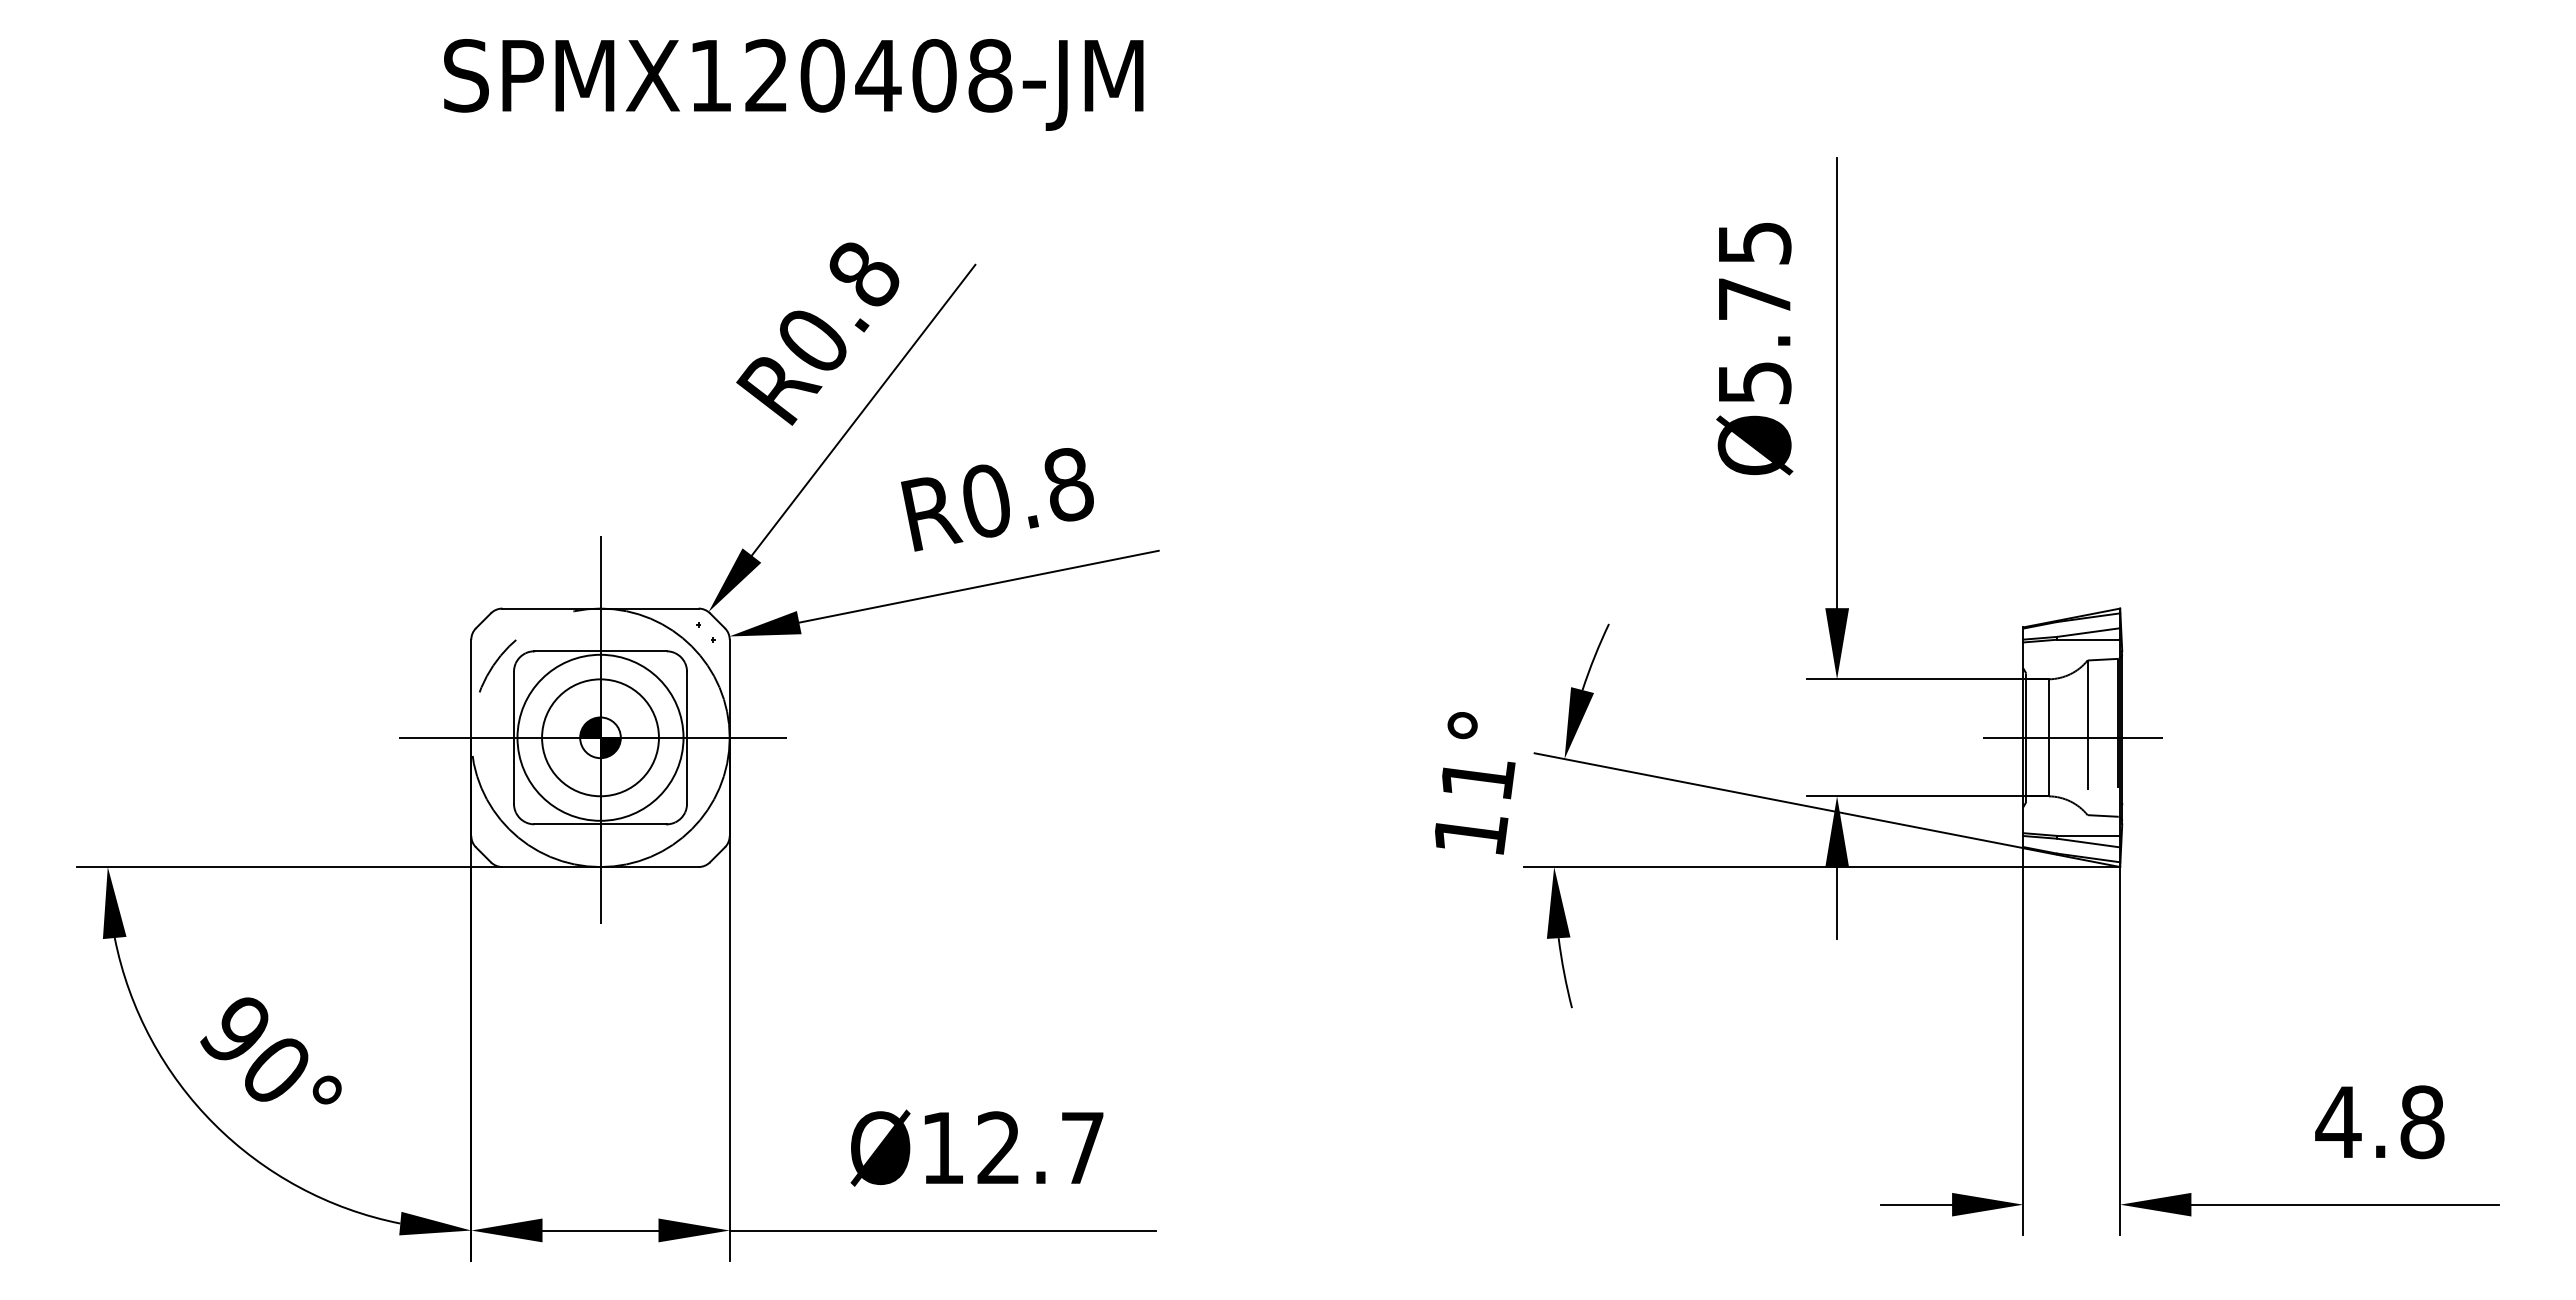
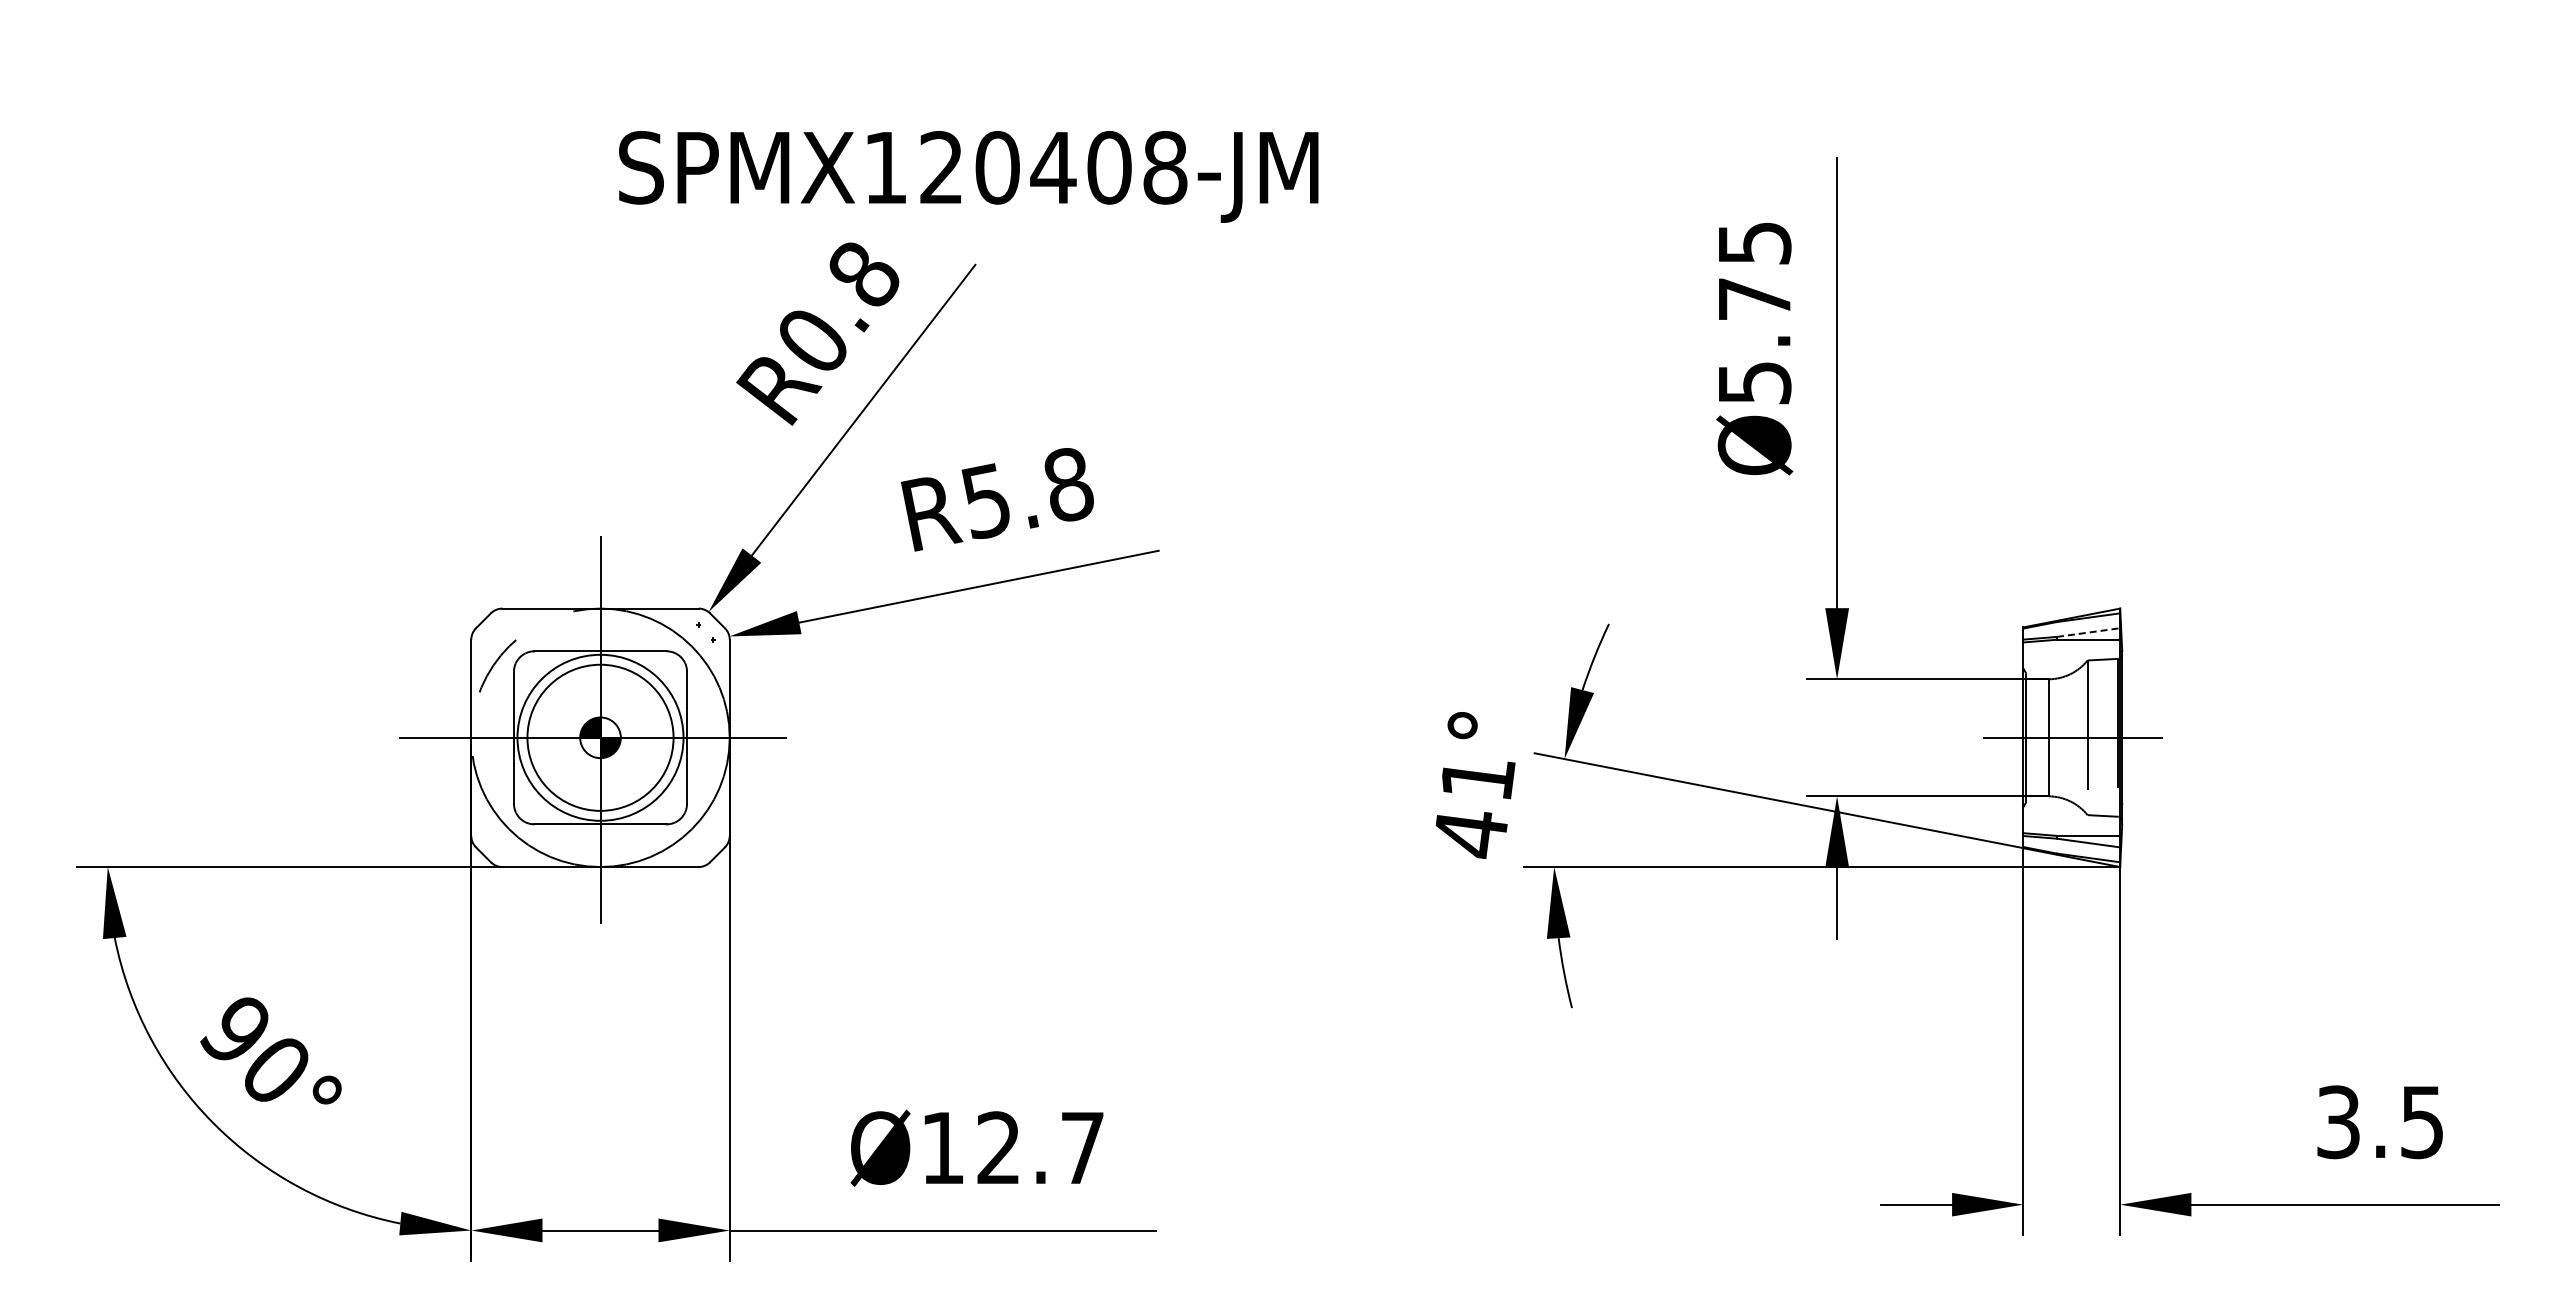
text position: (793, 84) -> (968, 176) (968, 176)
text: R0.8 -> R5.8 (985, 500)
line: solid -> dashed (2088, 632)
circle diameter: 117 px -> 146 px (600, 737)
text: 11° -> 41° (1471, 835)
text: 4.8 -> 3.5 (2379, 1122)
